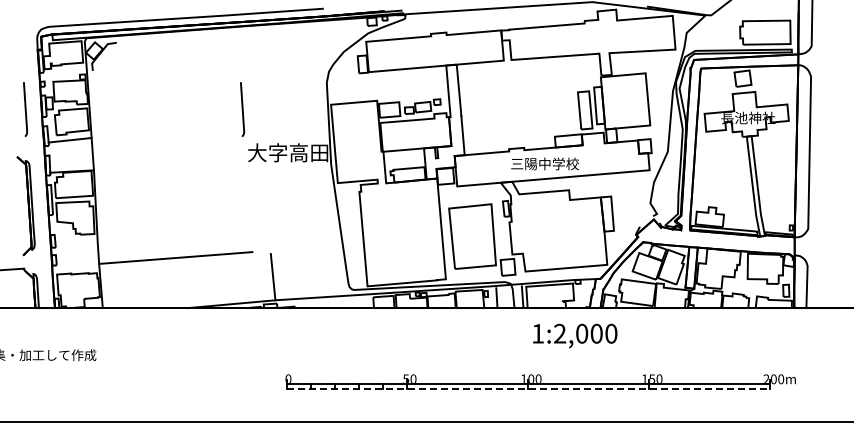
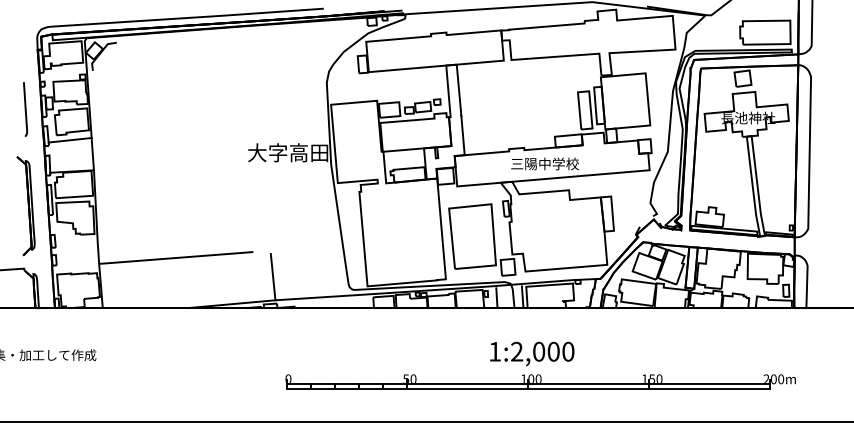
curve: present -> none (242, 109)
text position: (575, 335) -> (532, 353) (532, 353)
line: dashed -> solid (528, 389)
